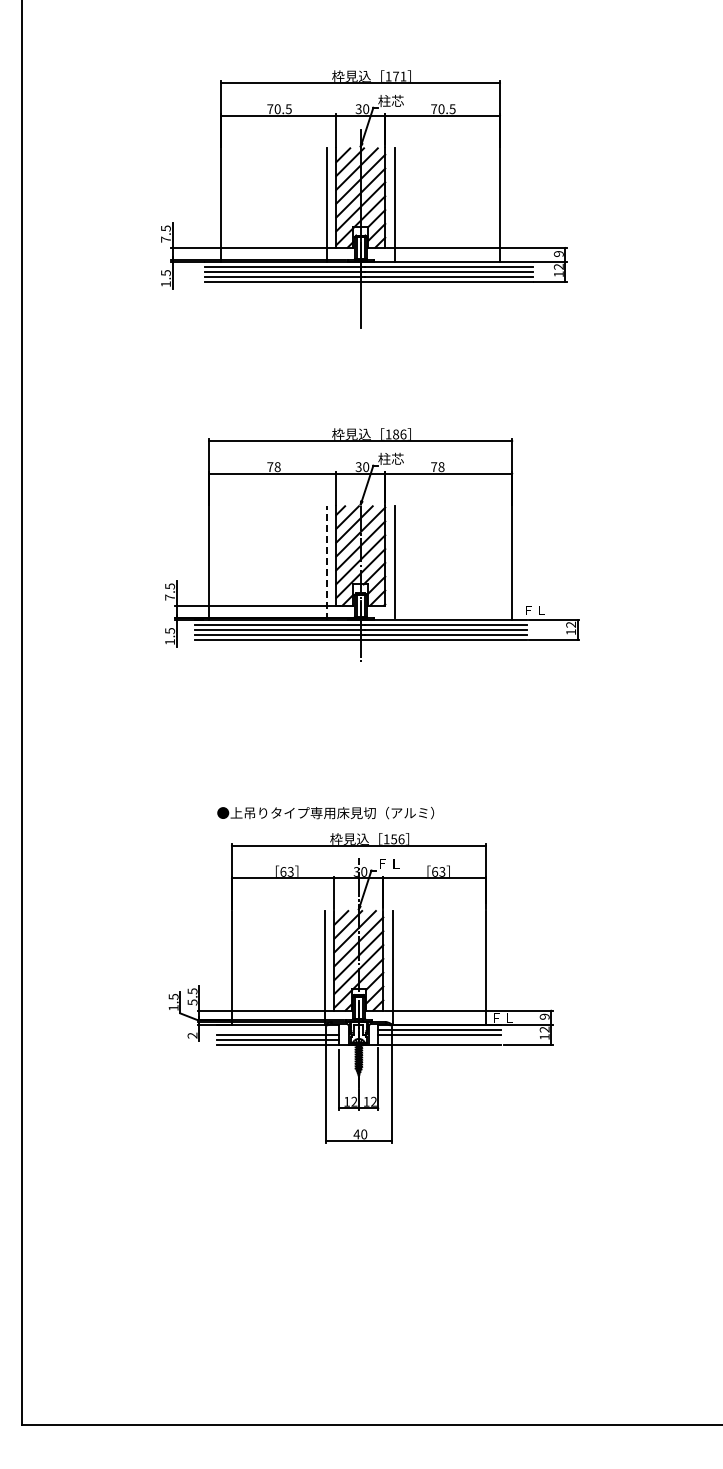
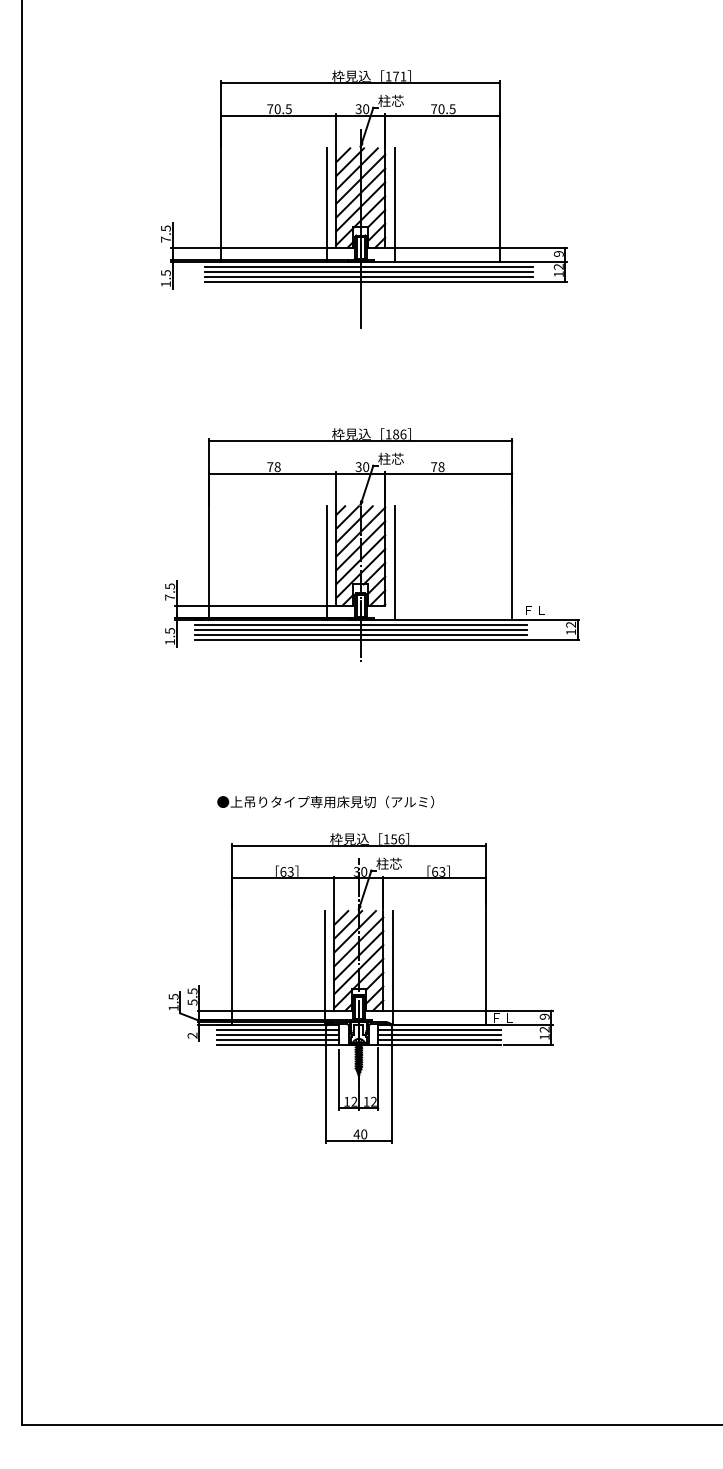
line: dashed -> solid (326, 562)
text position: (325, 813) -> (325, 802) (325, 802)
text: ＦＬ -> 柱芯 (388, 863)
line: none -> present (278, 1030)
line: none -> present (439, 1039)
